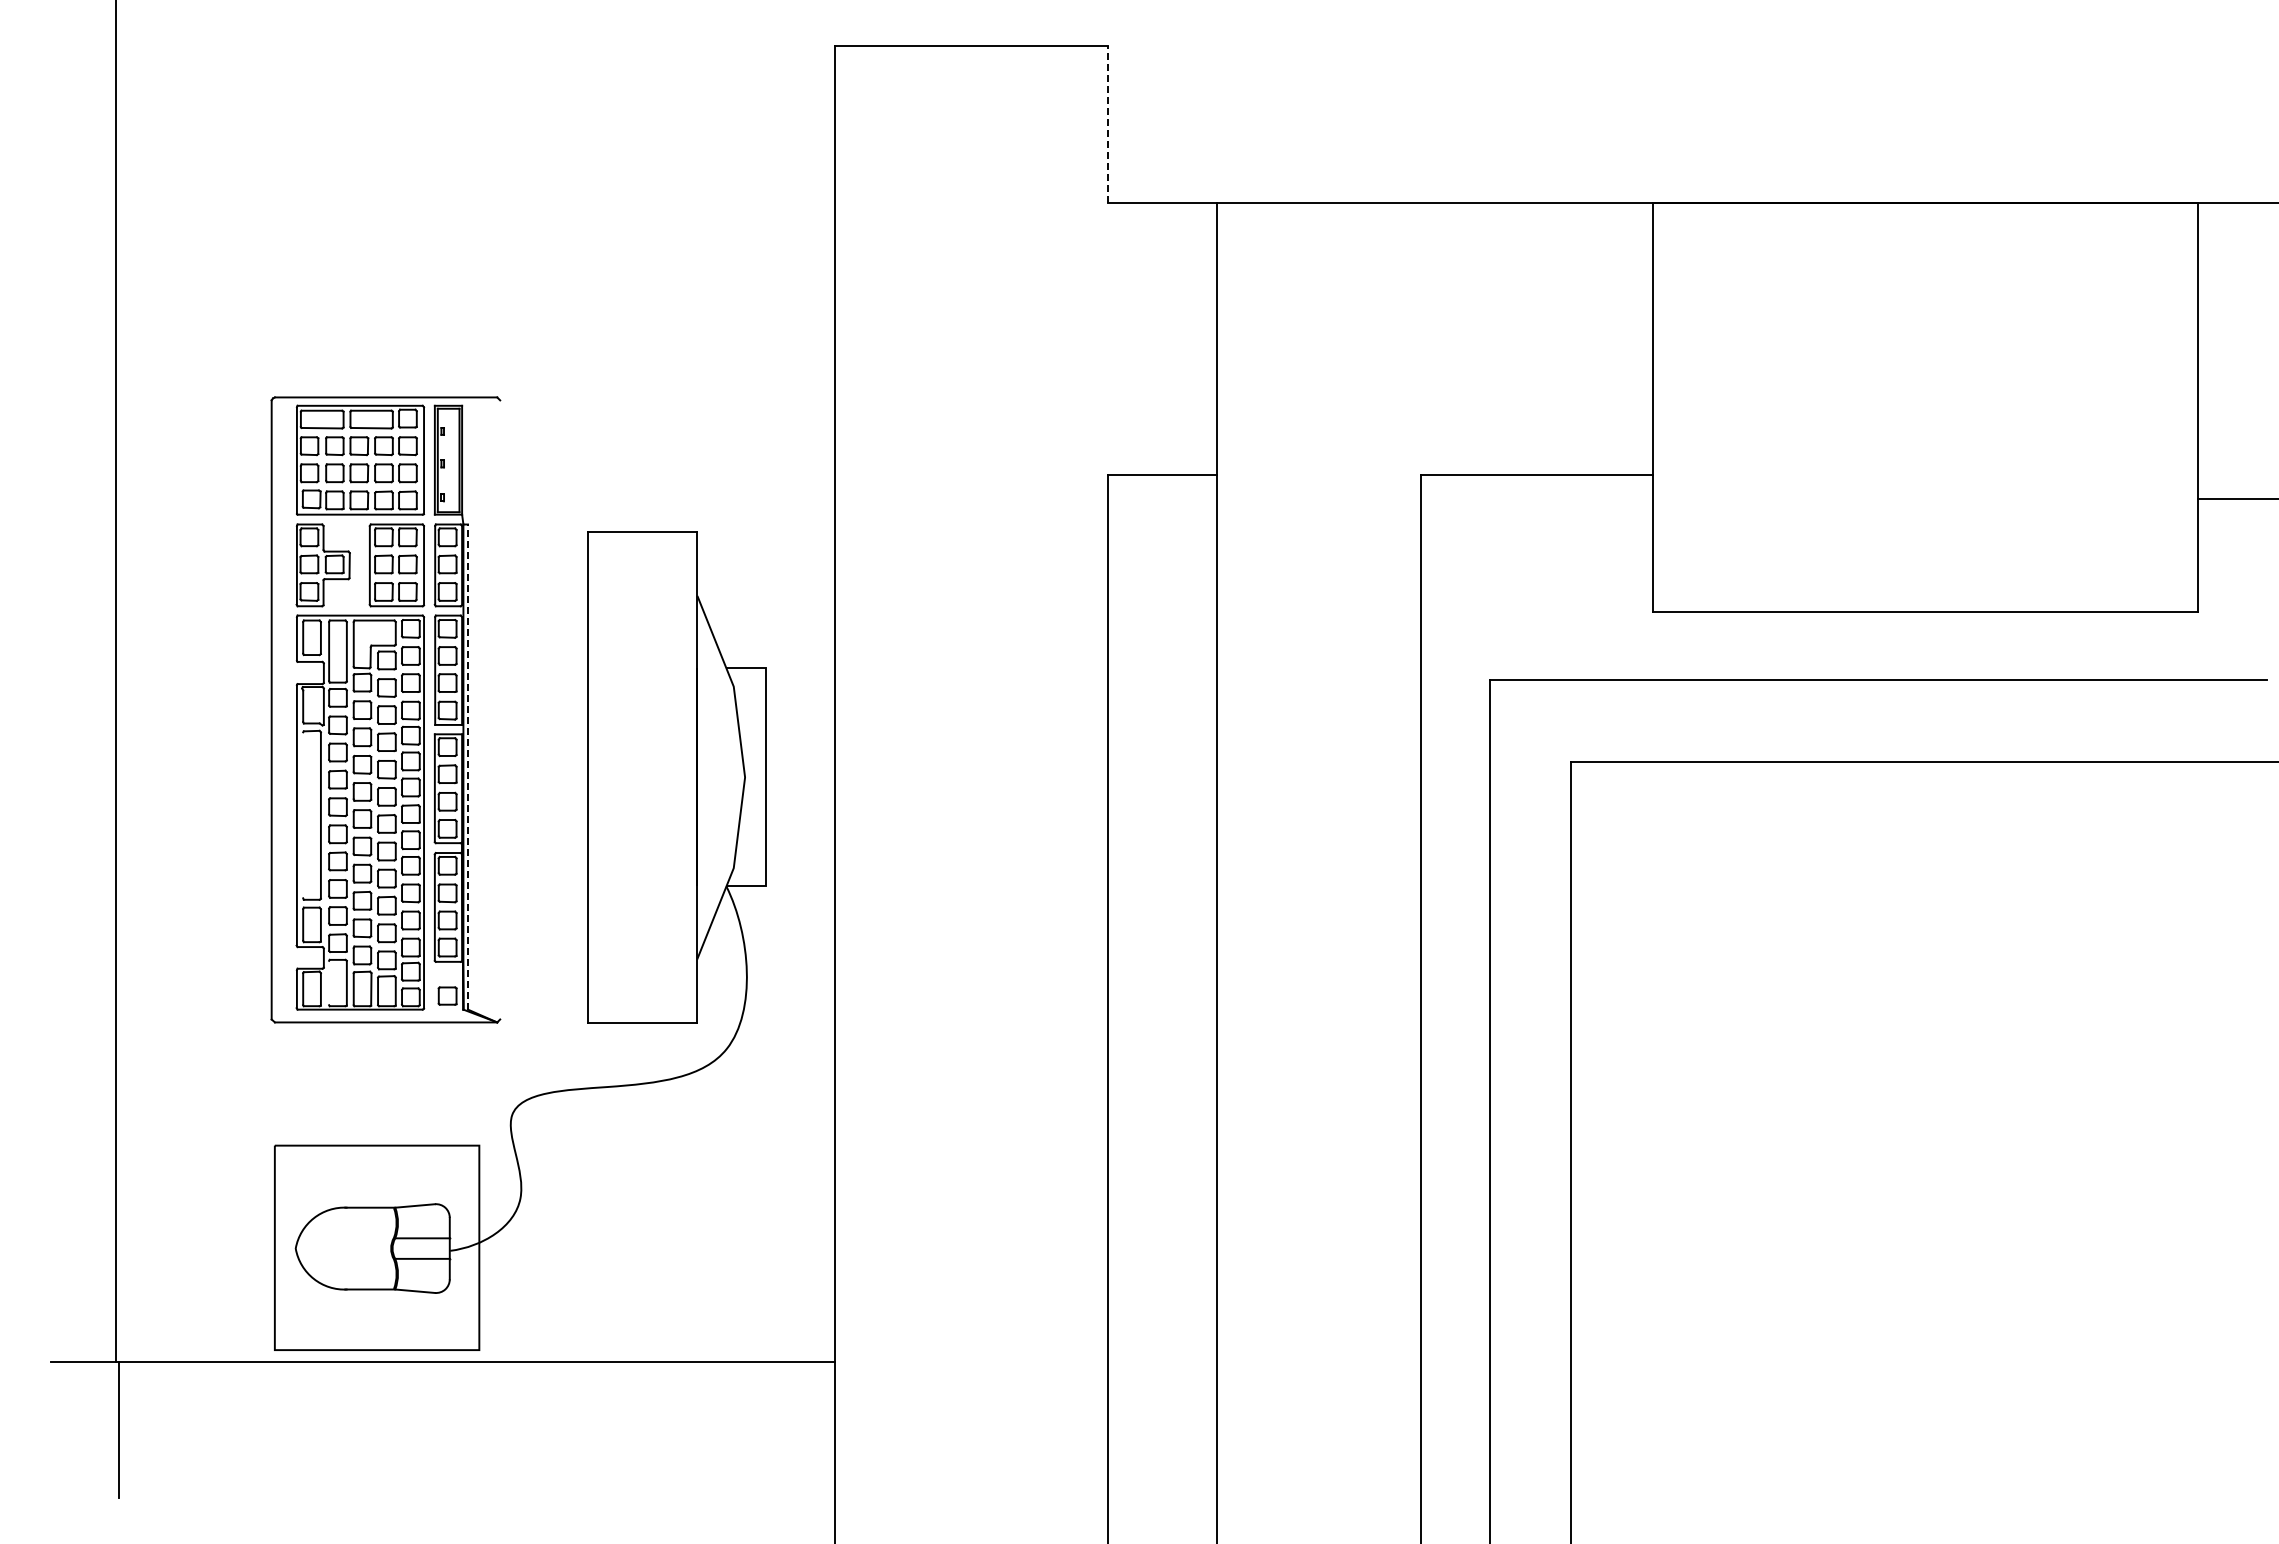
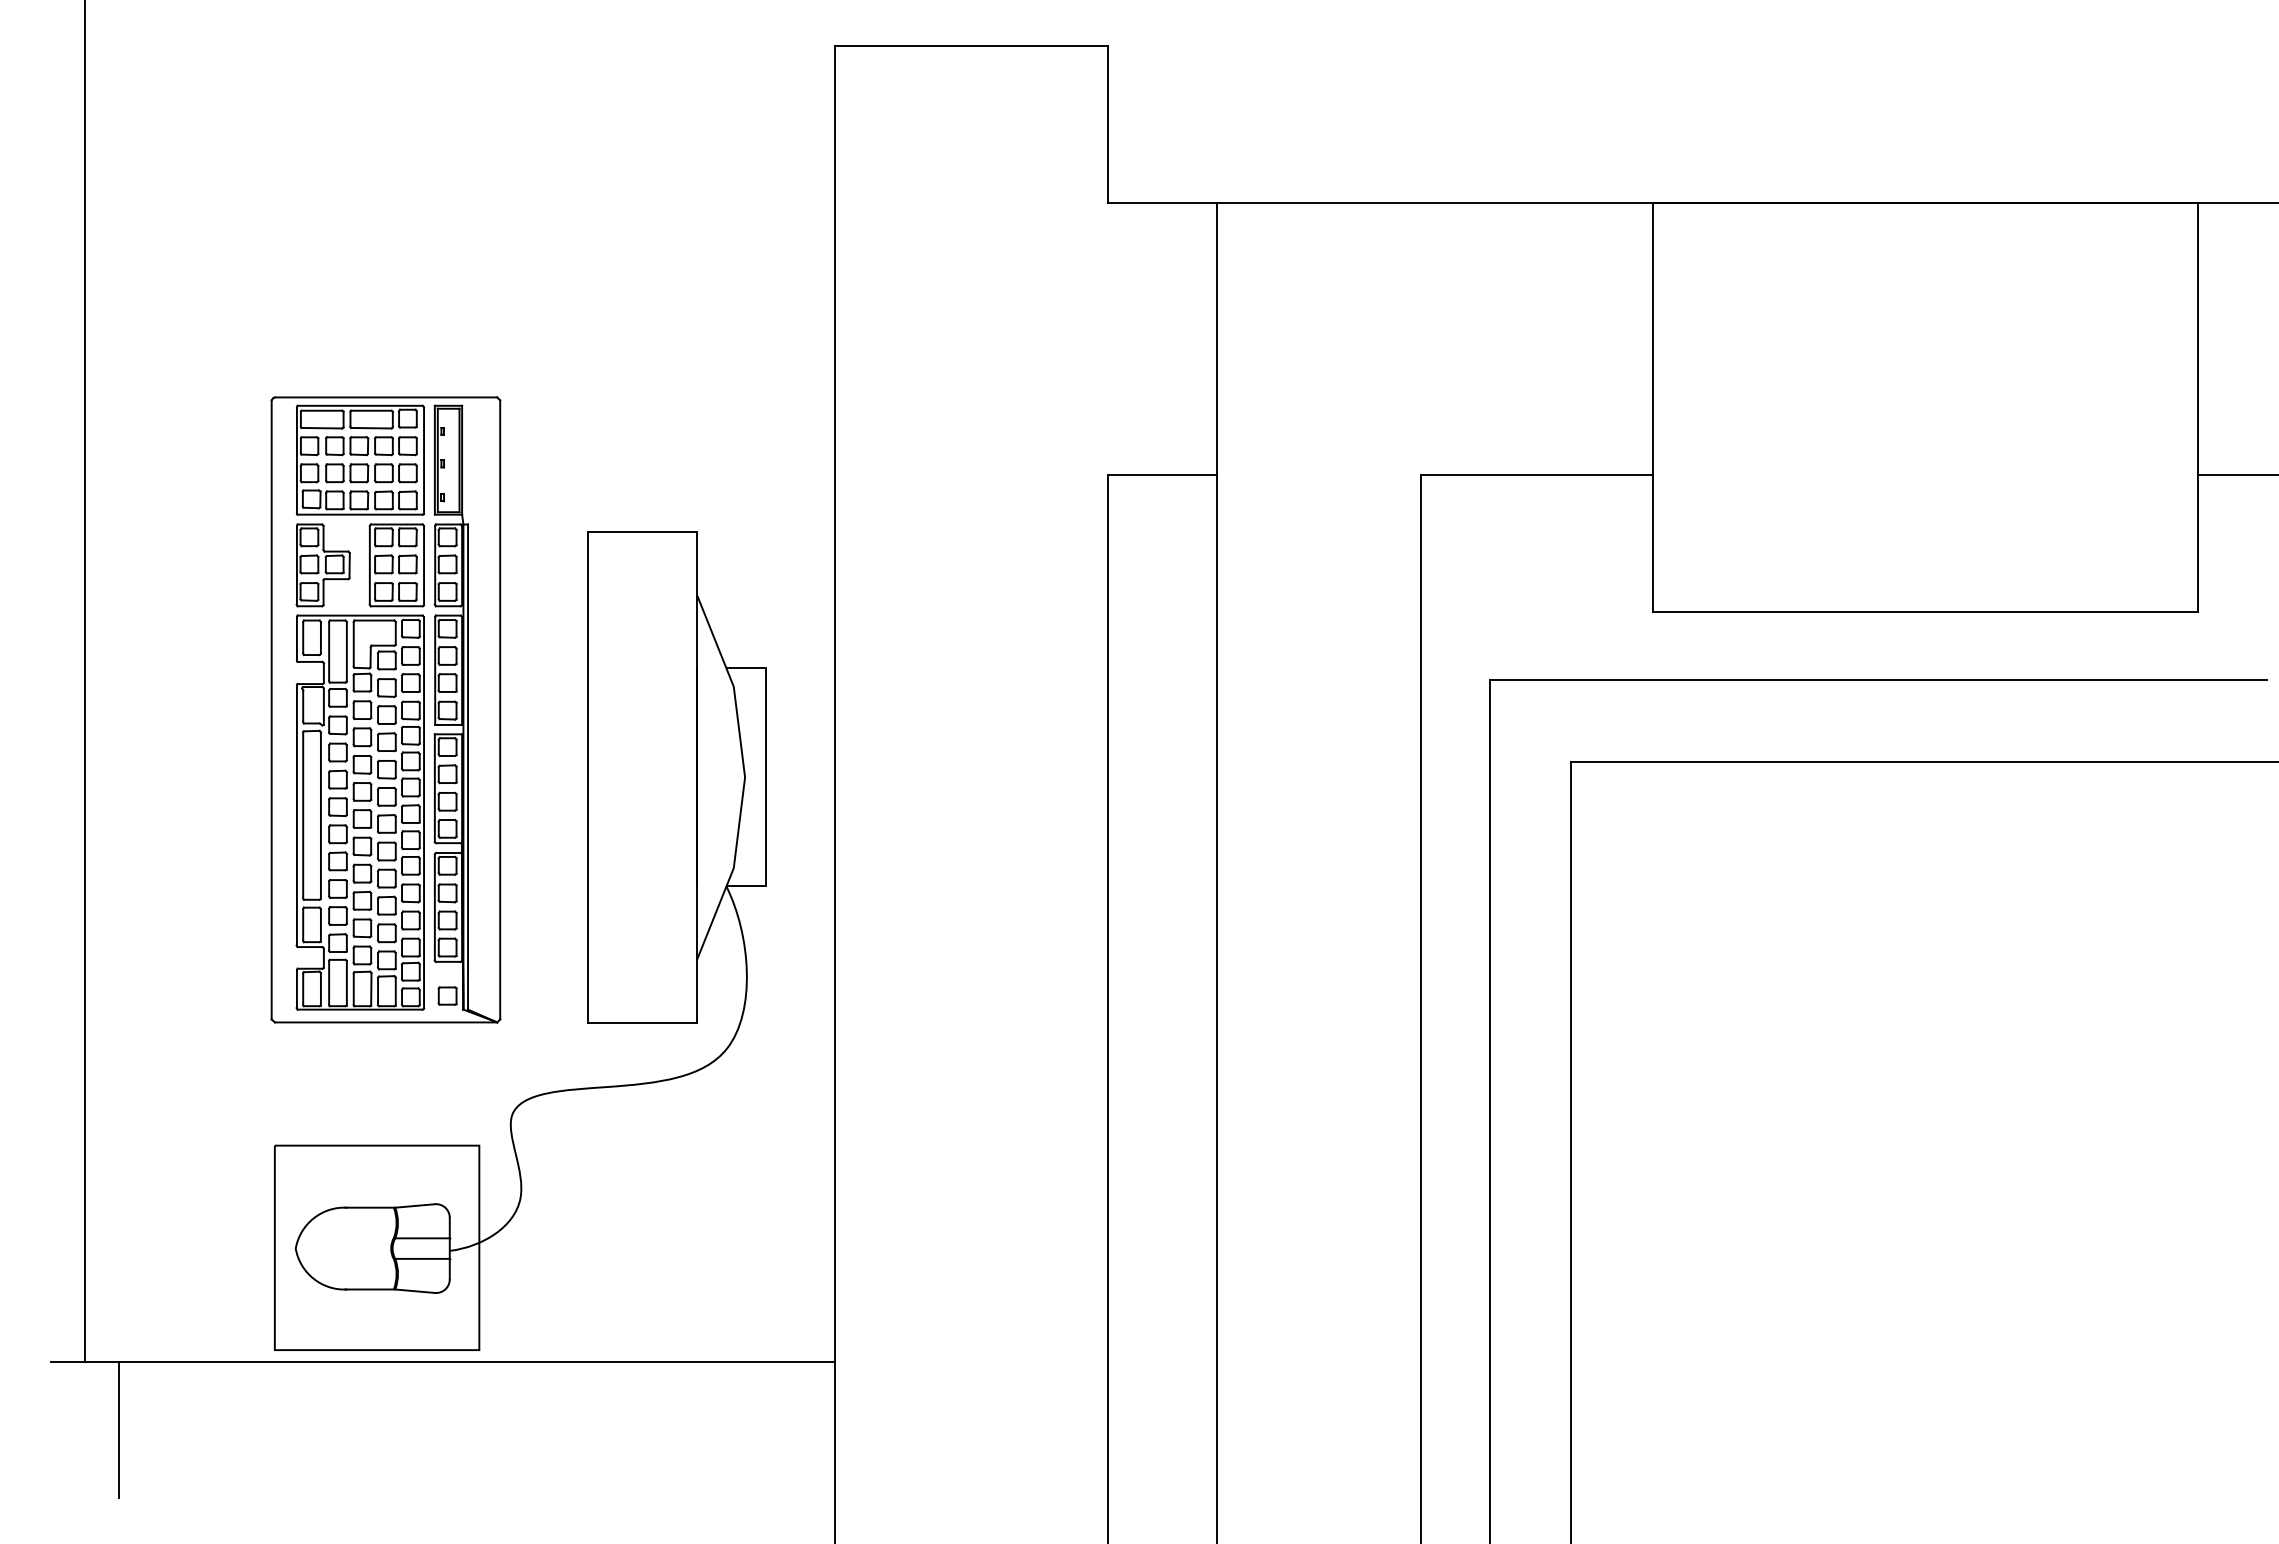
line: dashed -> solid (1107, 123)
line position: (2236, 499) -> (2236, 475) (2236, 475)
line position: (116, 681) -> (85, 681) (85, 681)
line: none -> present (500, 709)
line: dashed -> solid (468, 767)
line: none -> present (303, 815)
line: none -> present (329, 982)
